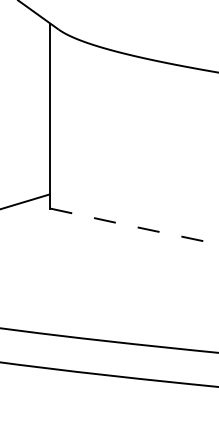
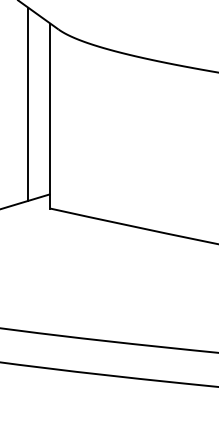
line: none -> present (28, 103)
arc: dashed -> solid (134, 226)
